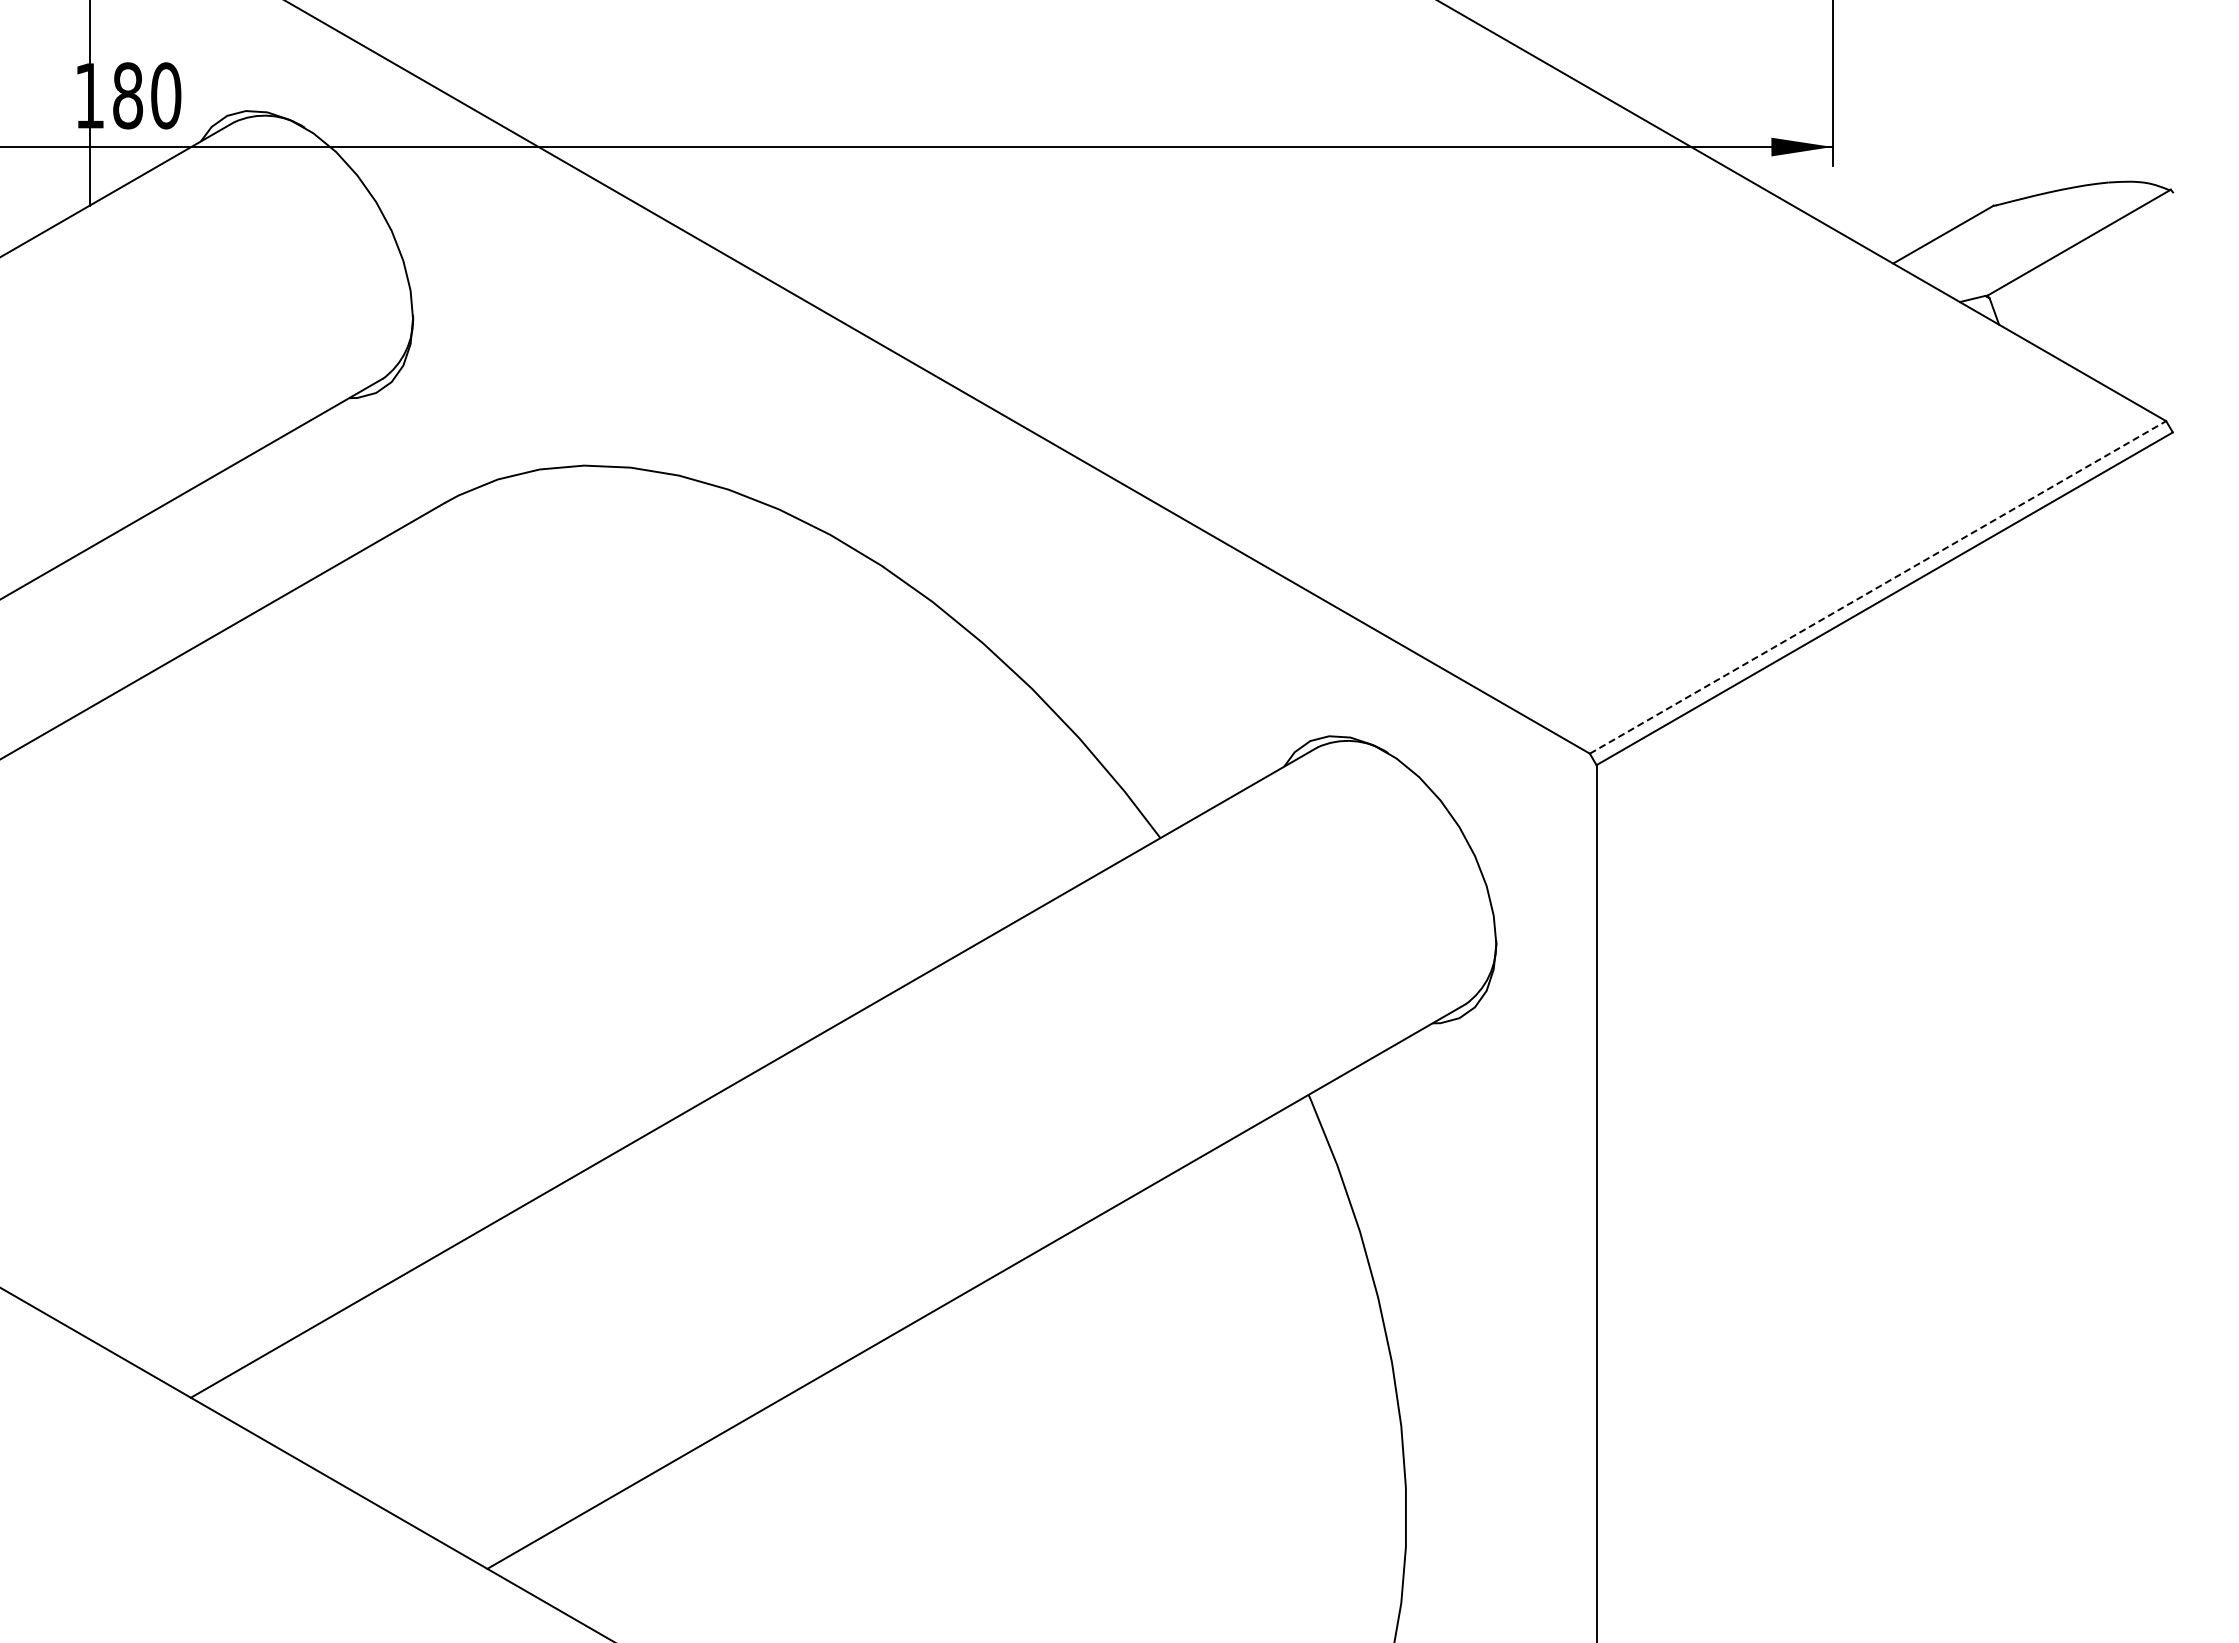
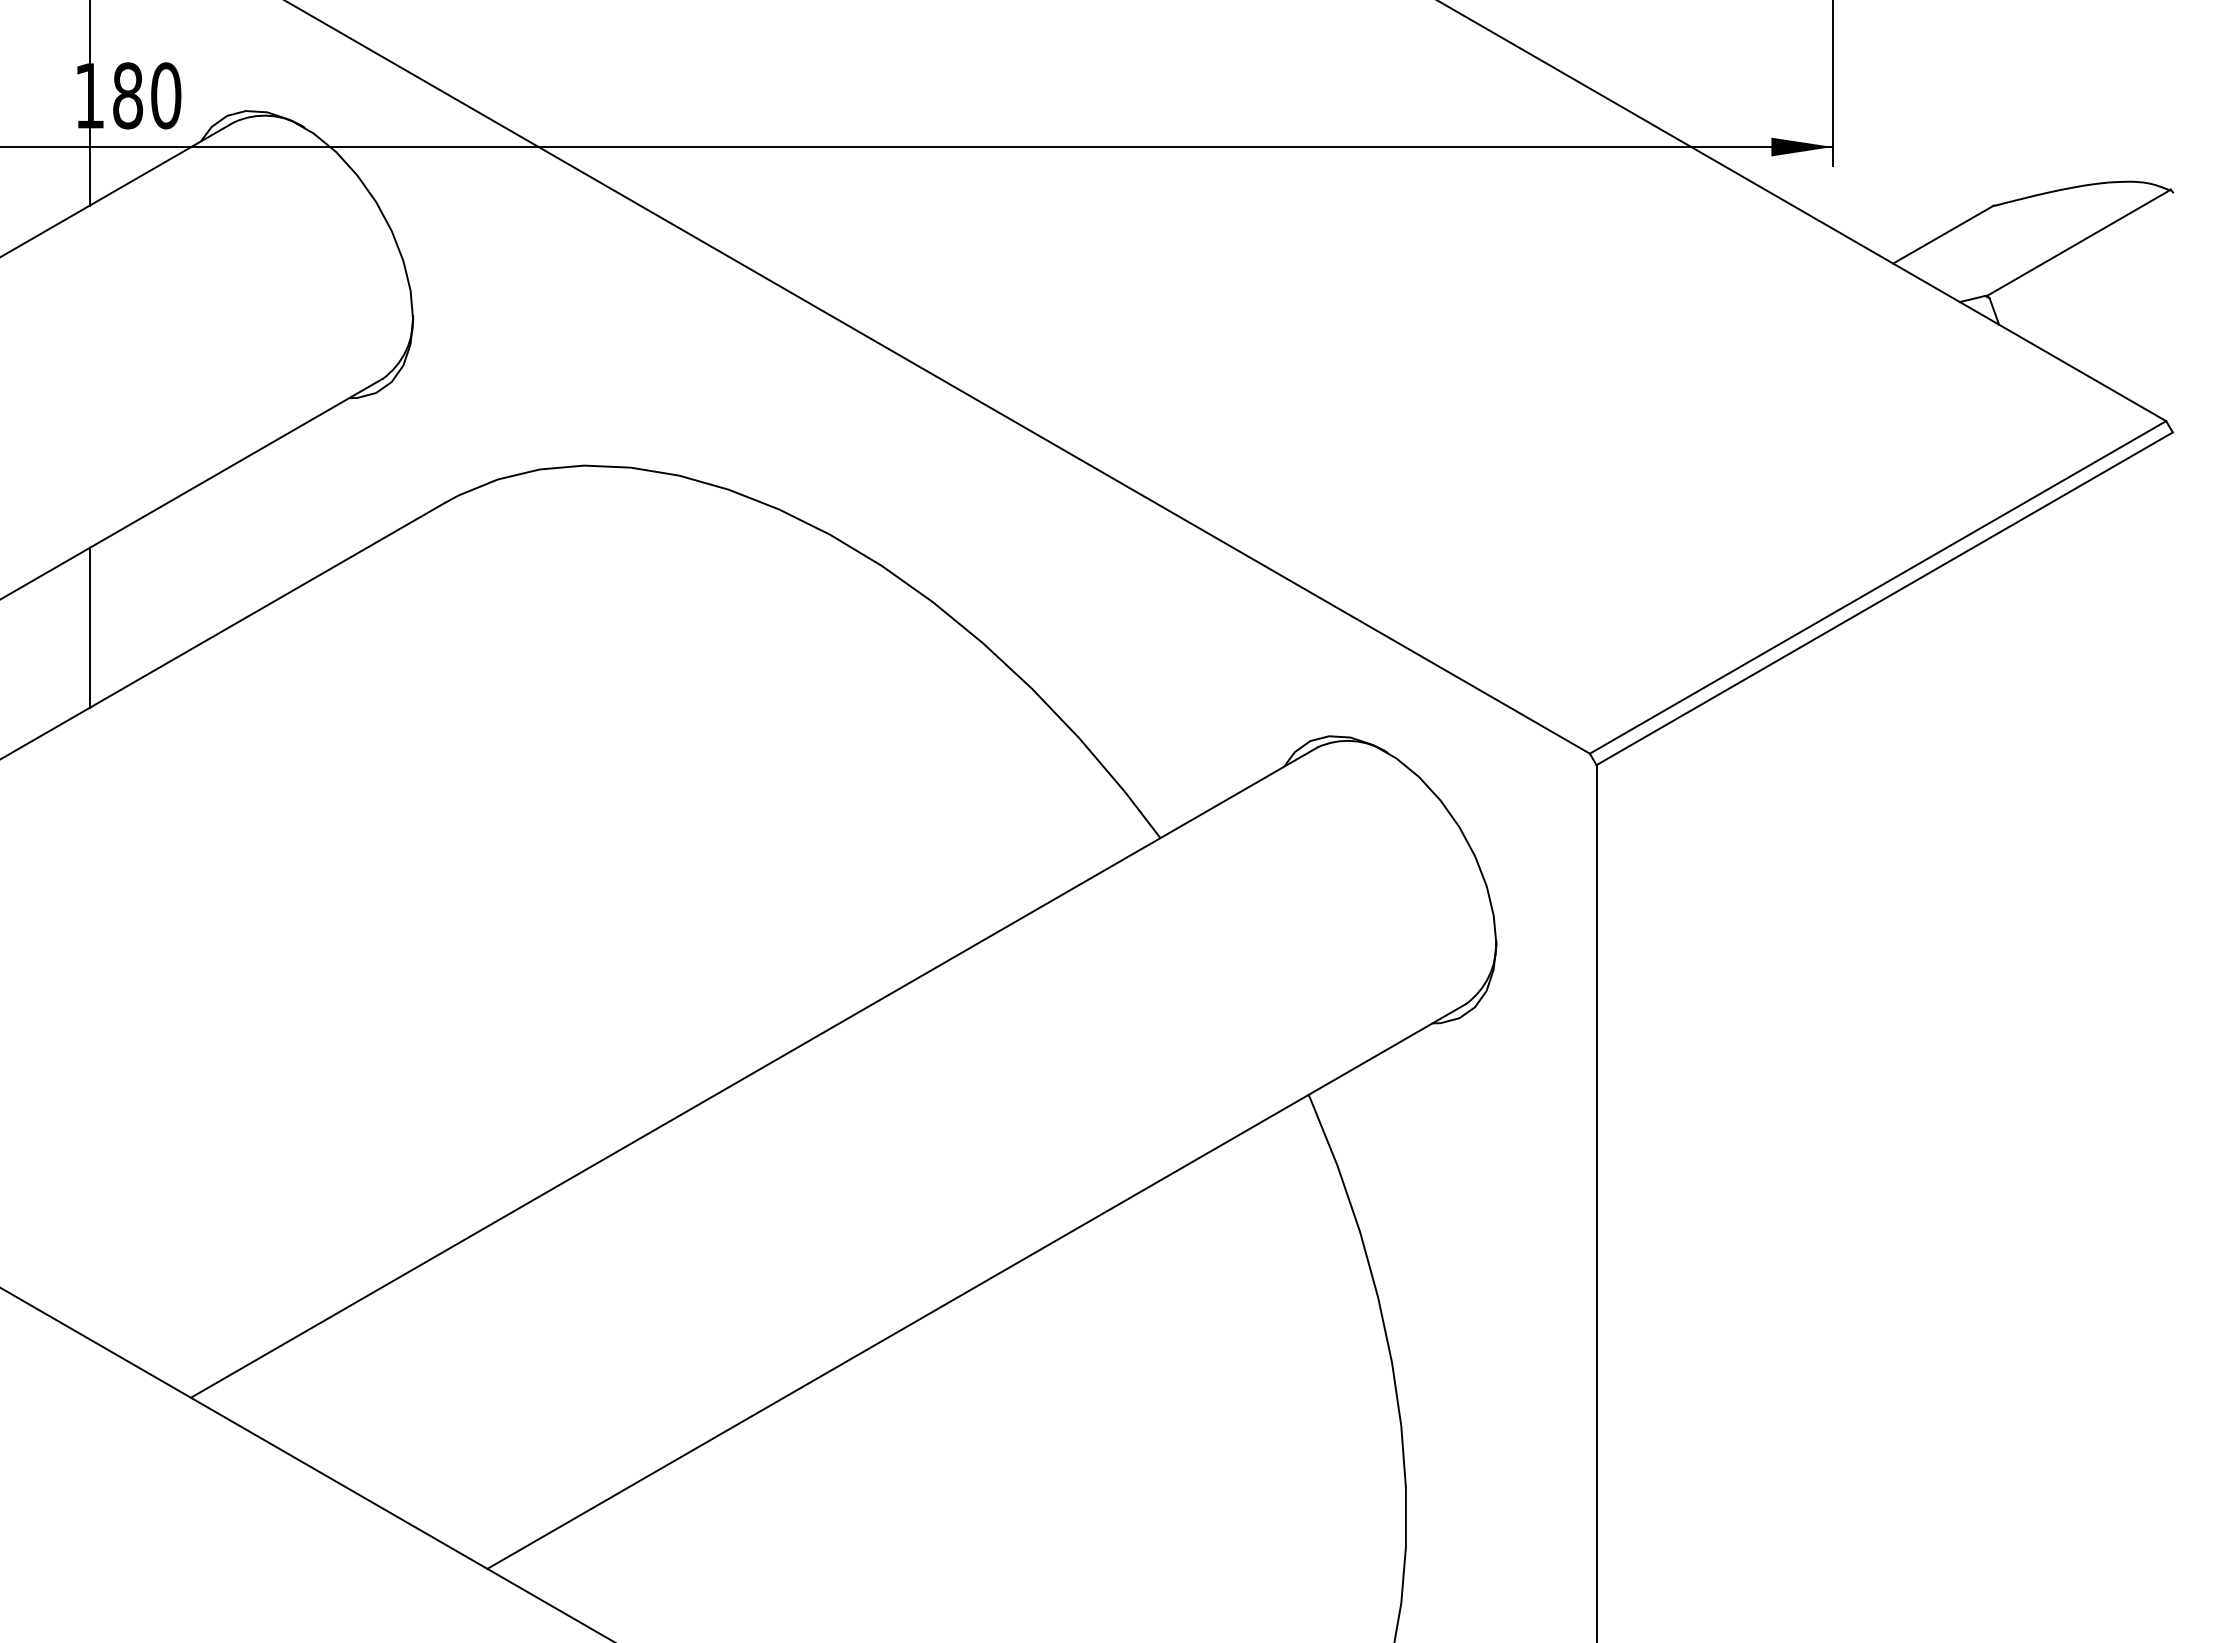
line: dashed -> solid (1878, 587)
line: none -> present (90, 627)
